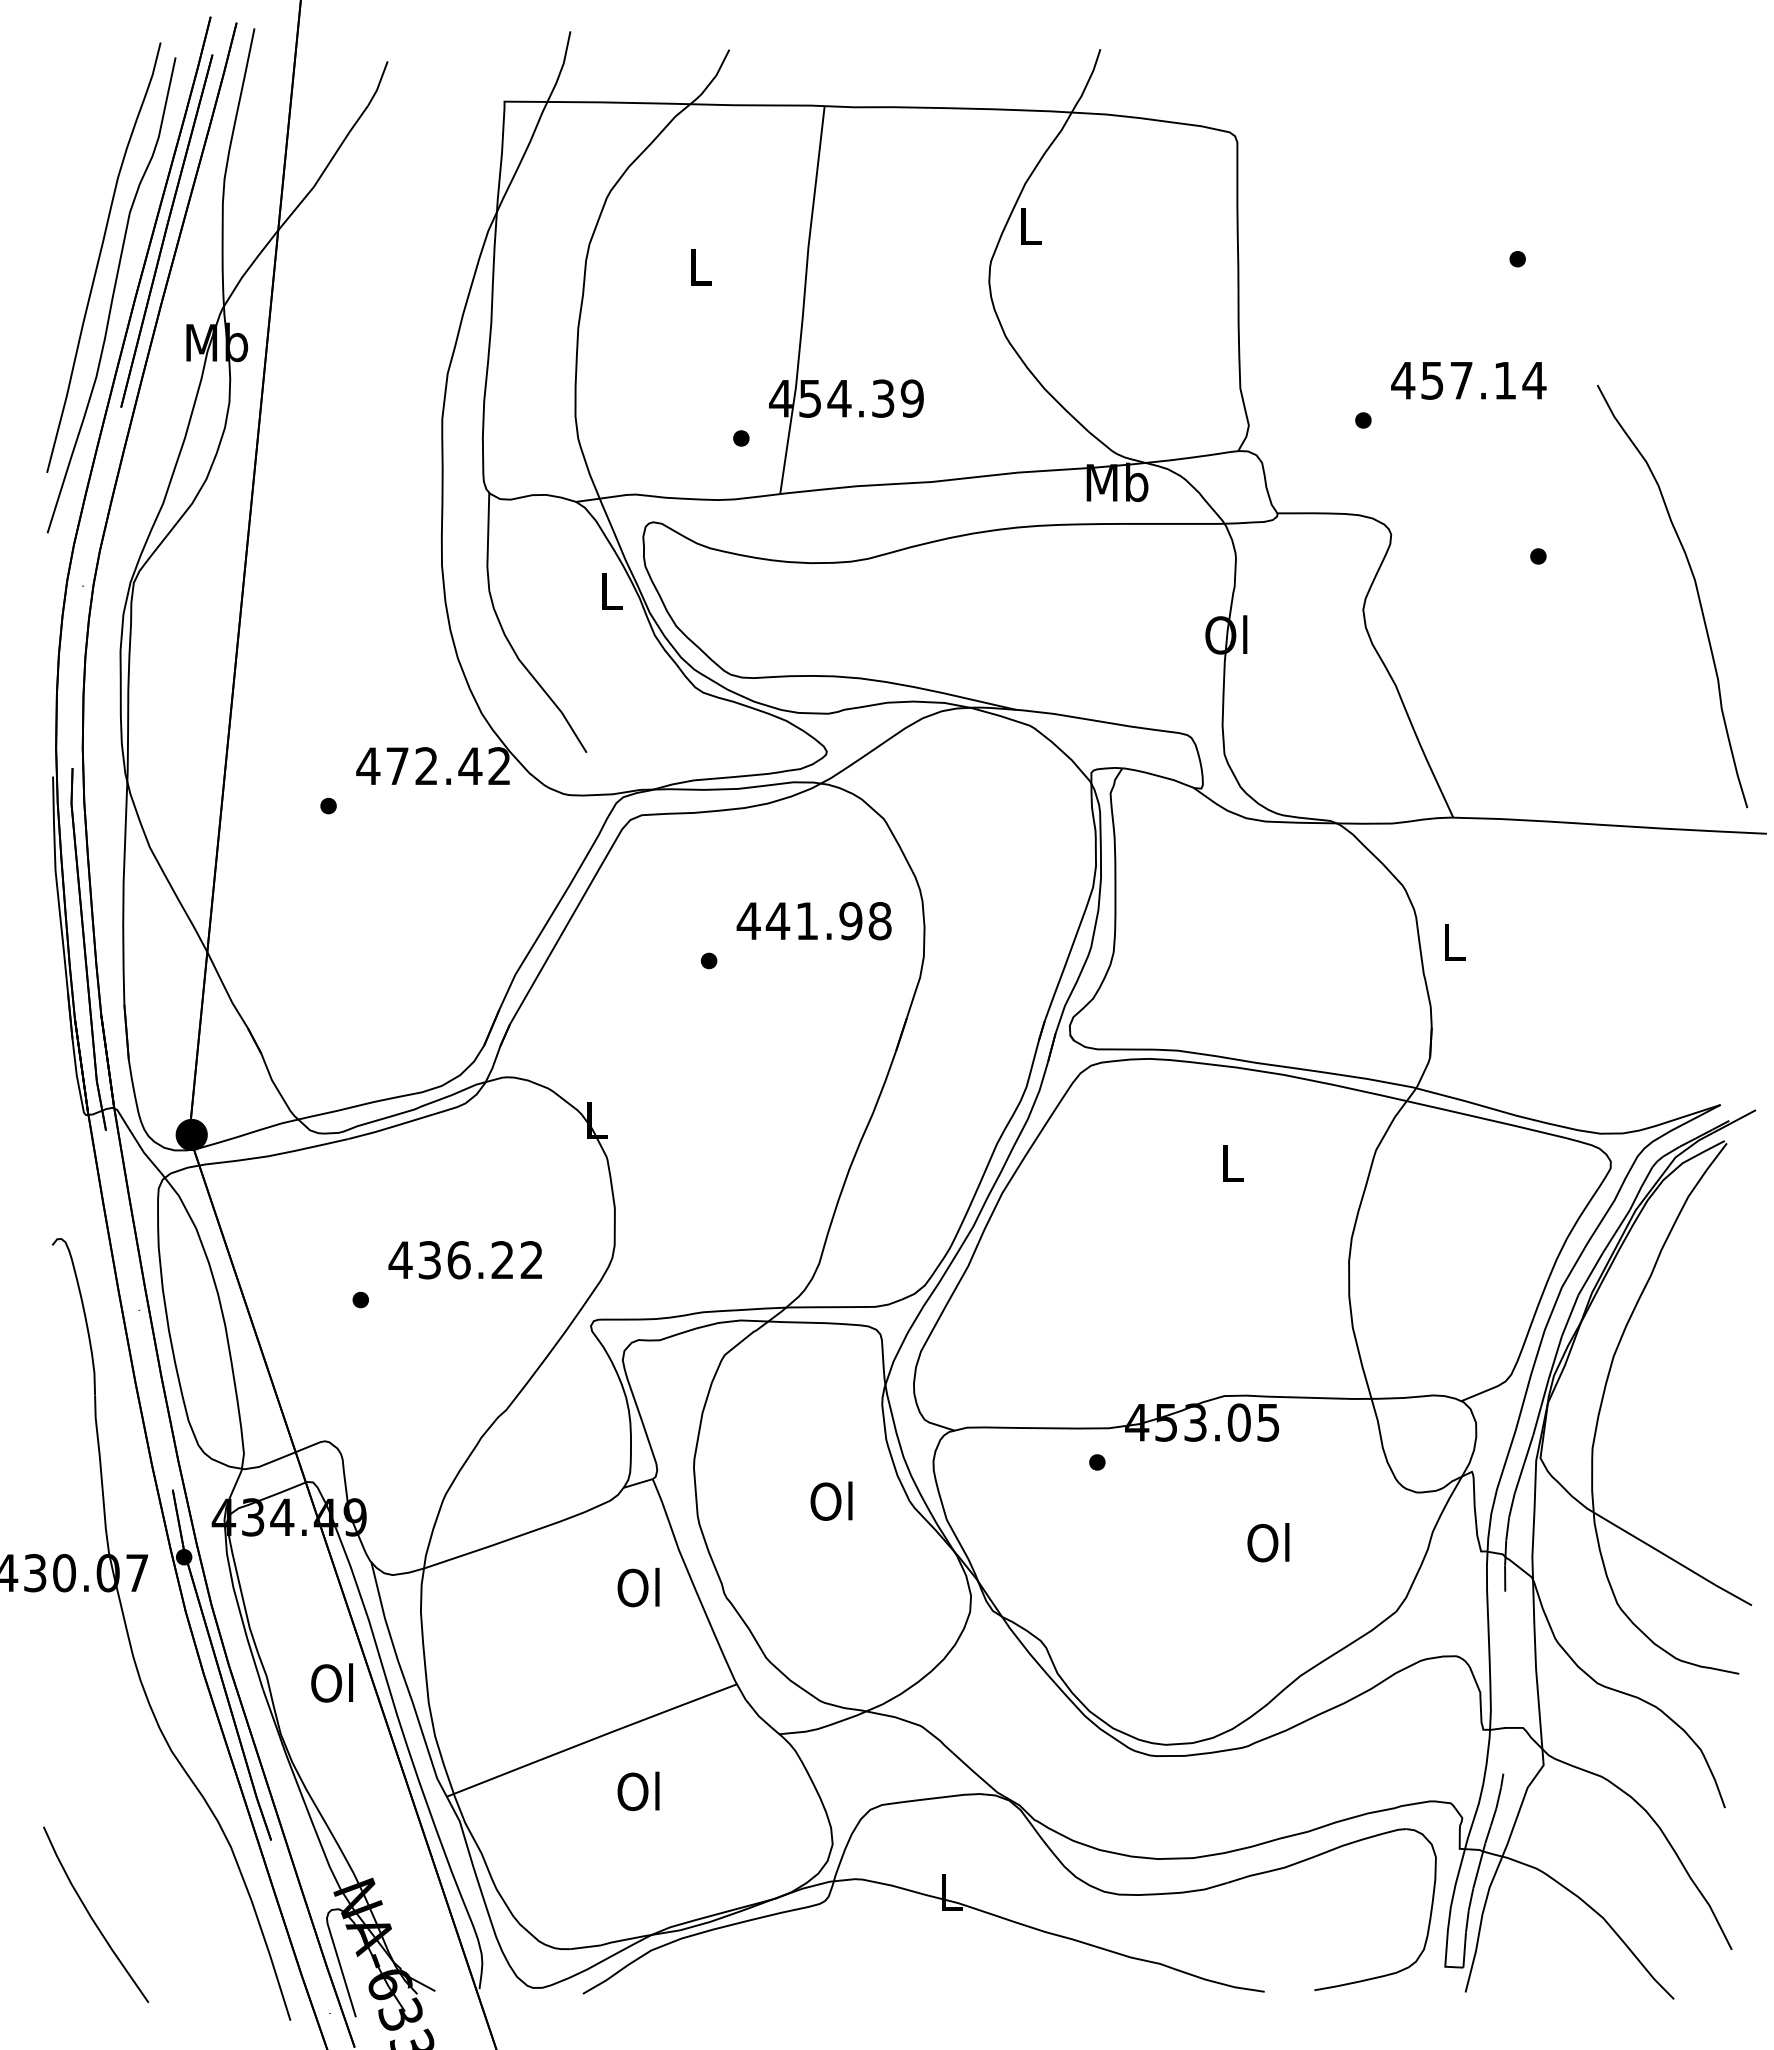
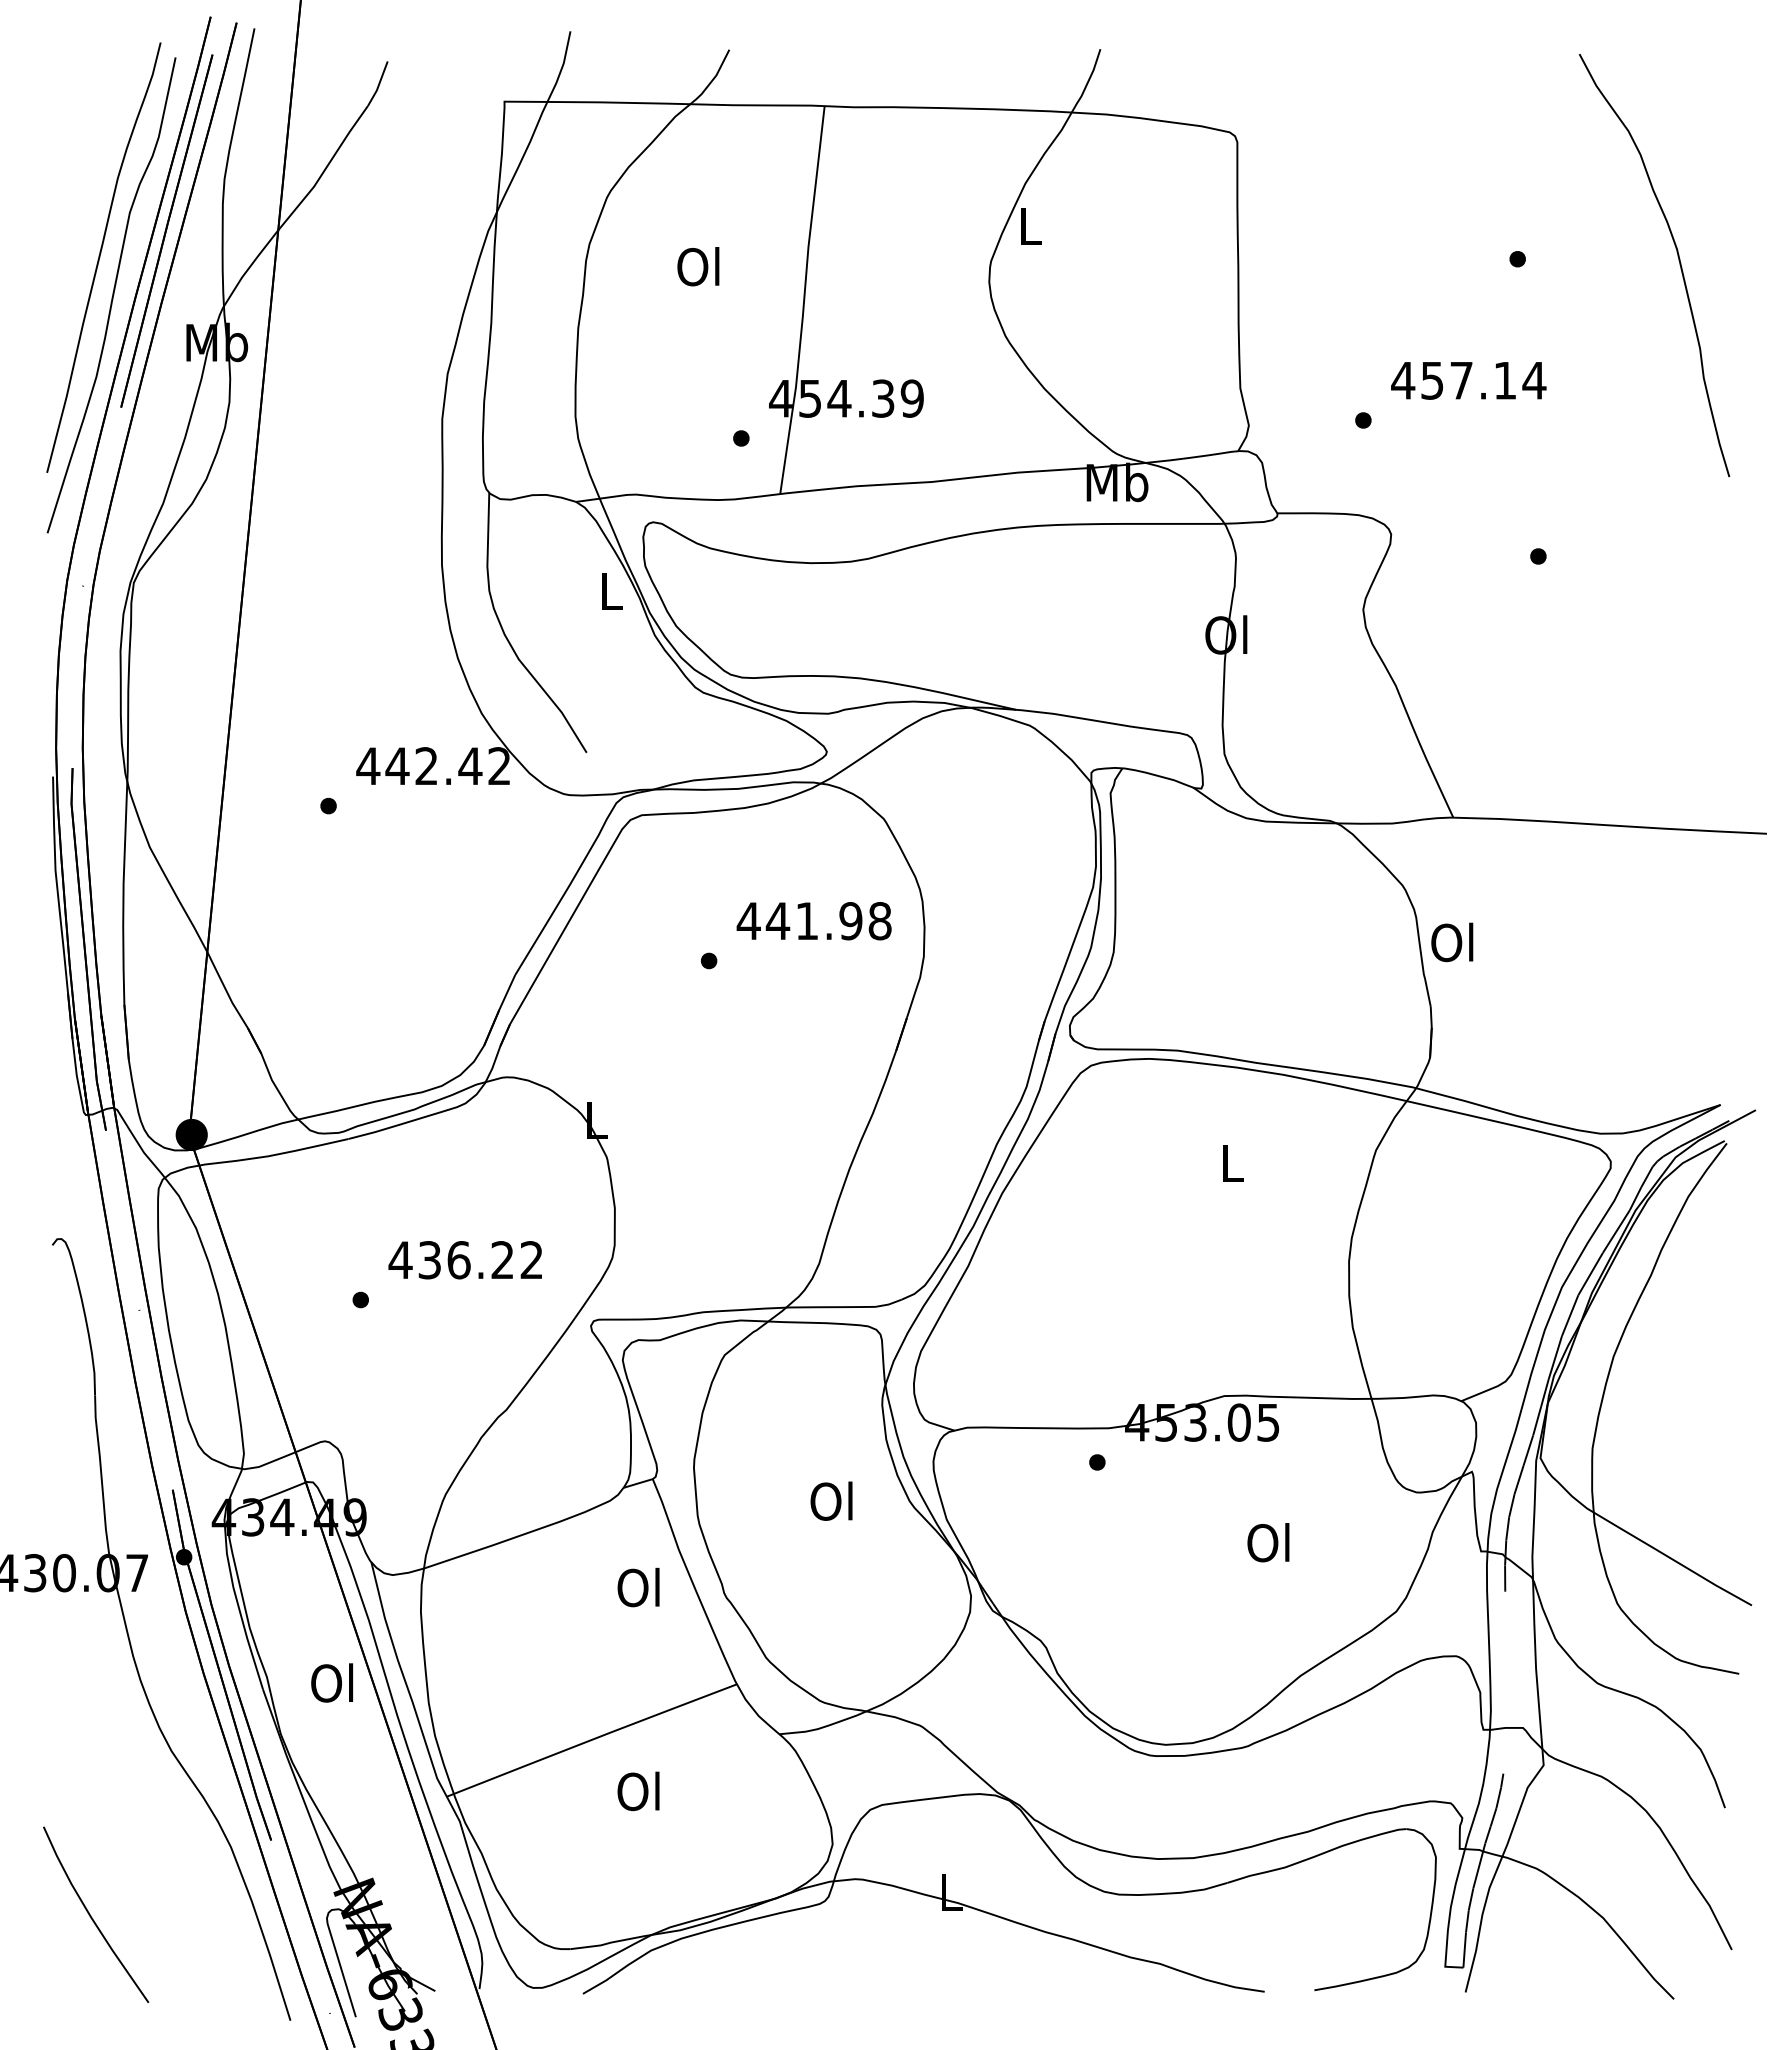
text: L -> Ol (698, 266)
curve position: (1696, 591) -> (1678, 260) (1678, 260)
text: 472.42 -> 442.42 (397, 765)
text: L -> Ol (1452, 942)
